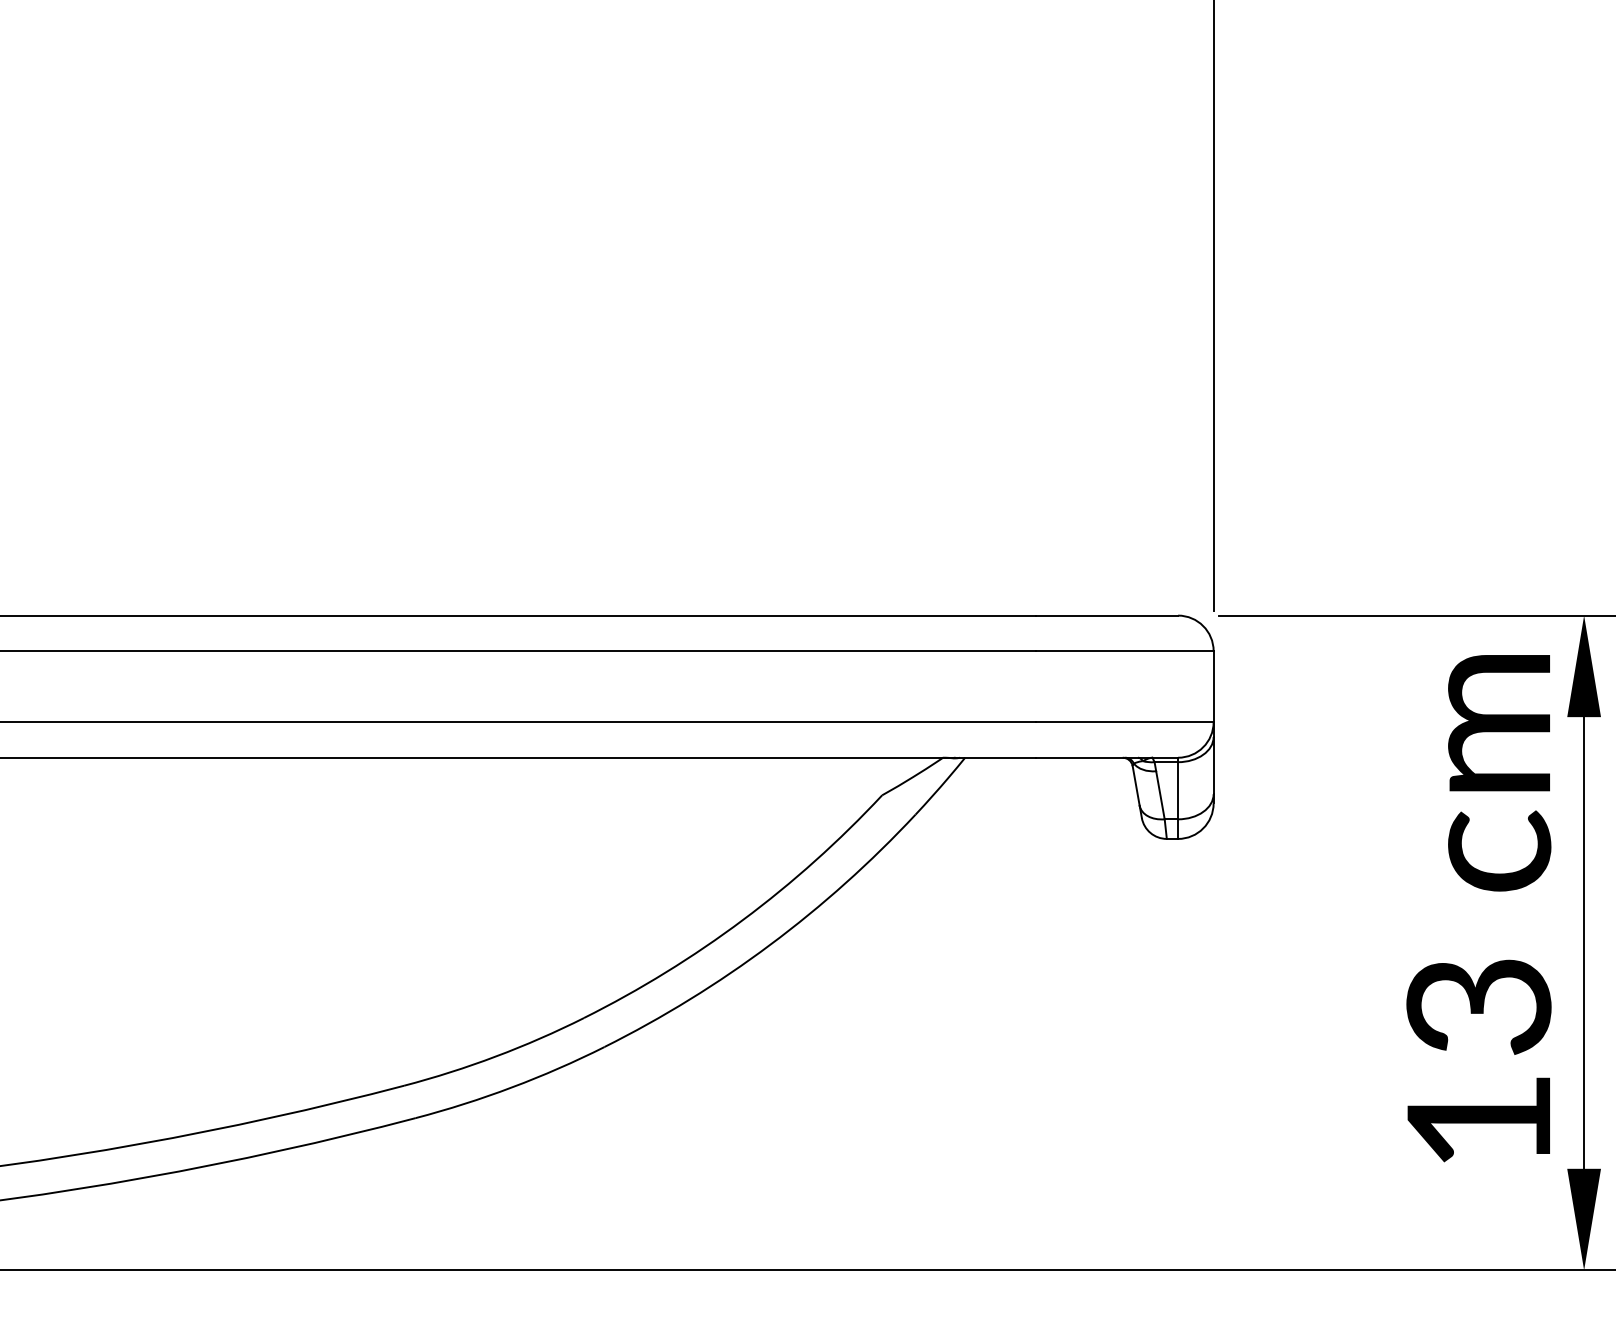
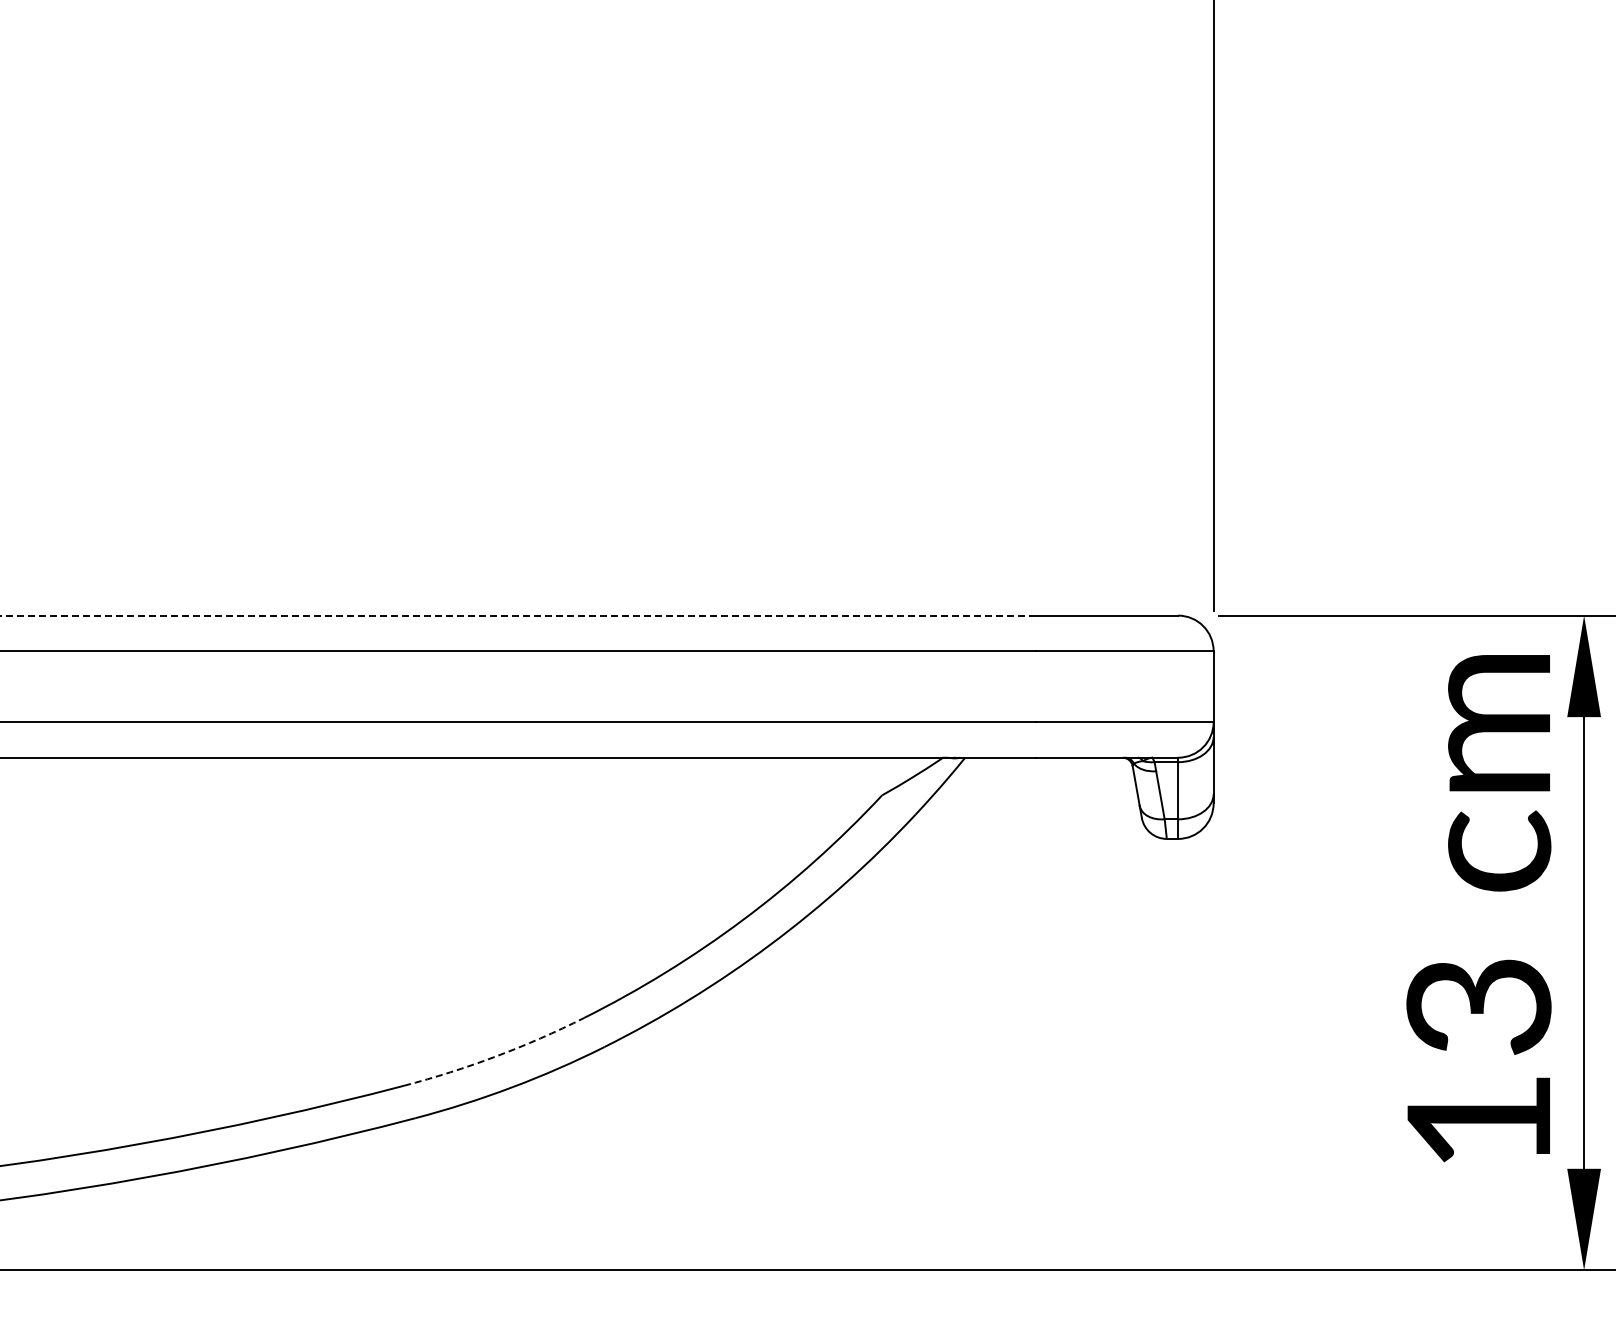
line: solid -> dashed (518, 615)
arc: solid -> dashed (495, 1056)
